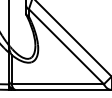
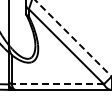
line: solid -> dashed (73, 38)
line: solid -> dashed (57, 84)
